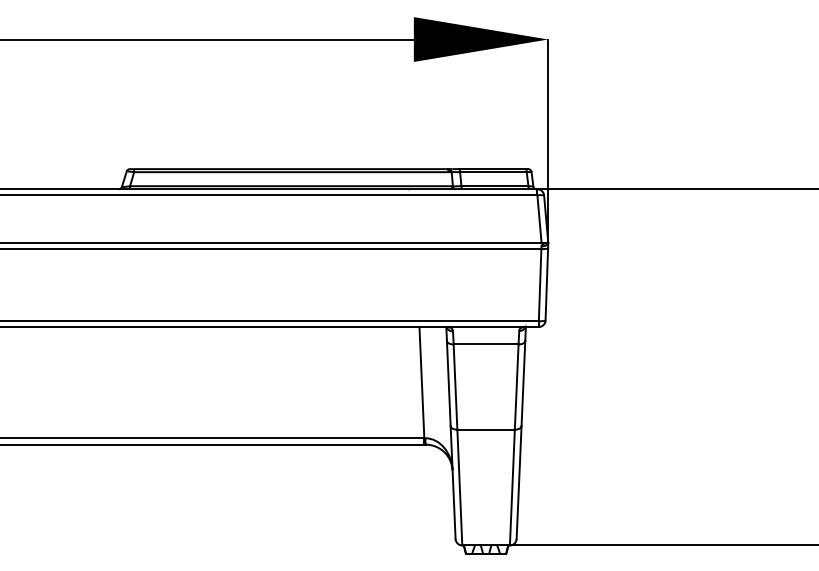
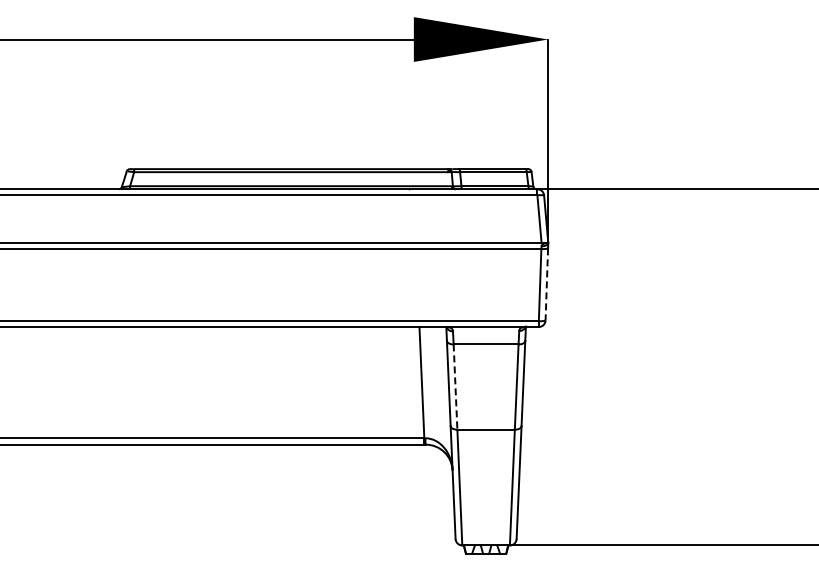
line: solid -> dashed (546, 284)
line: solid -> dashed (455, 387)
